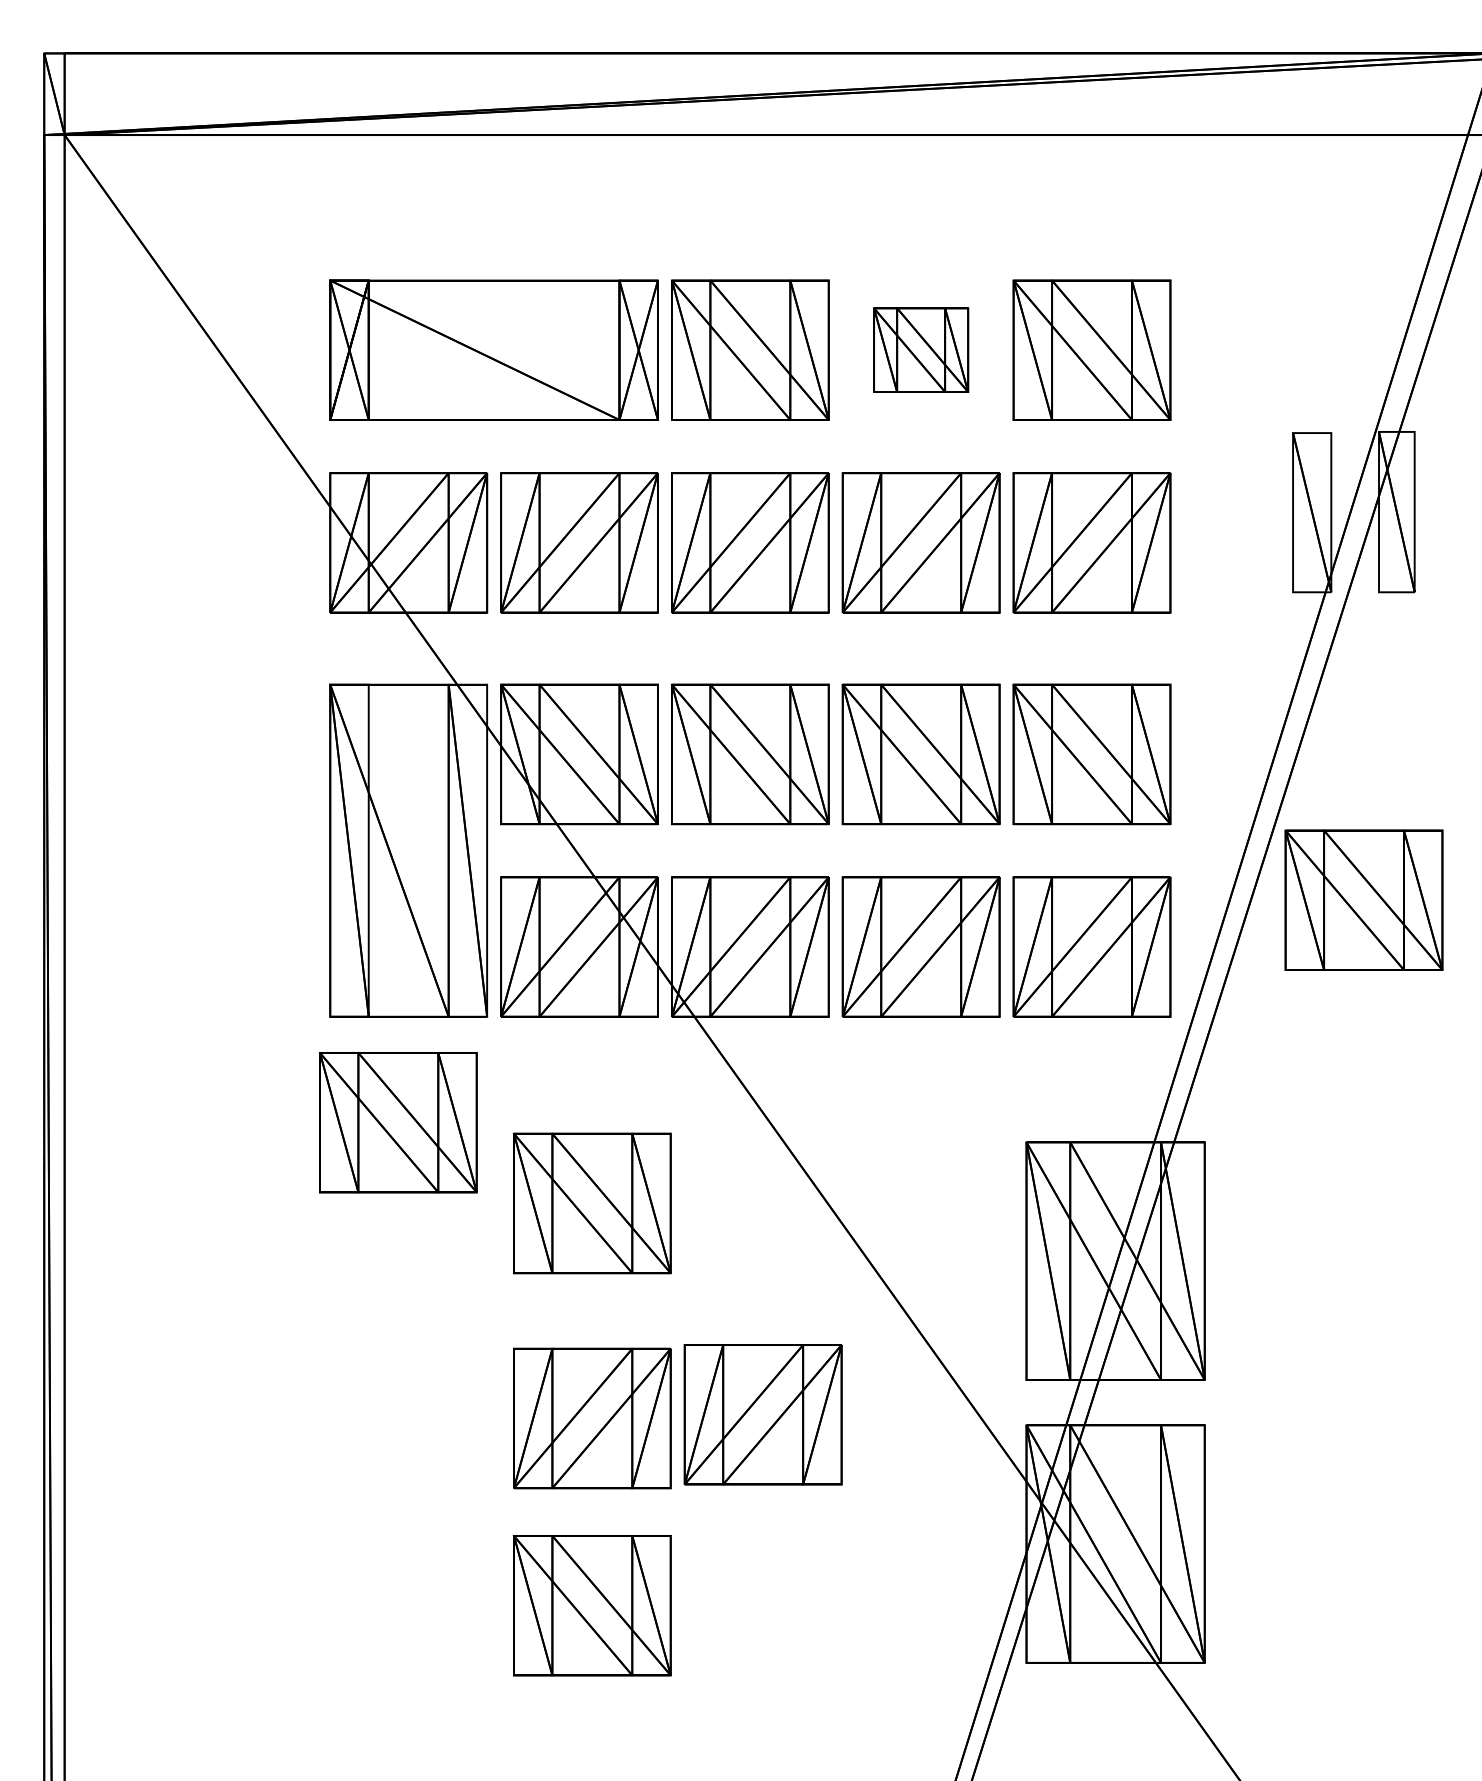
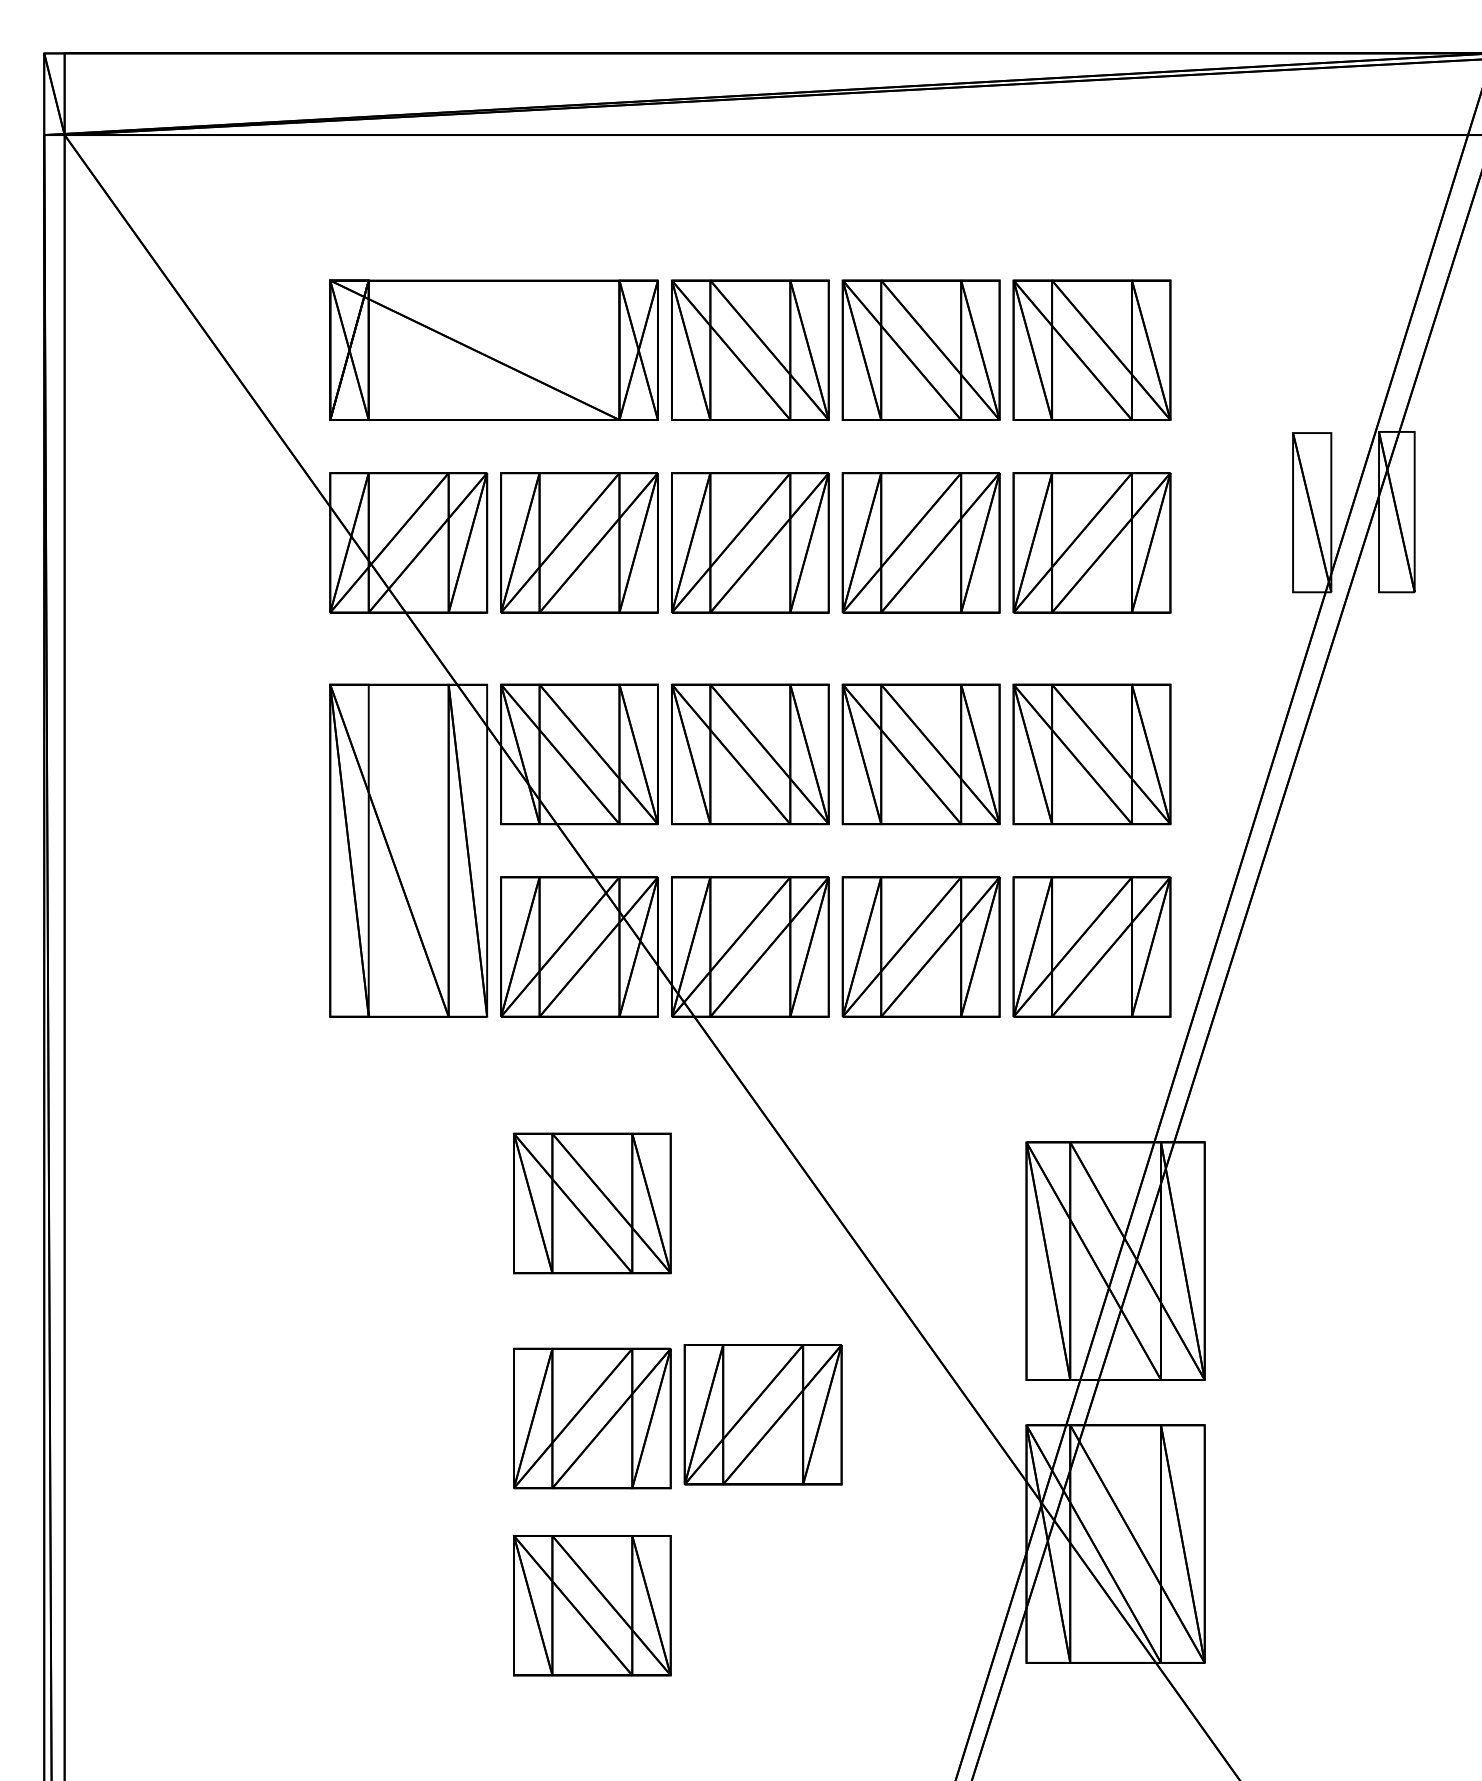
part size: 97x86 px -> 160x142 px (920, 349)
part: present -> none (1363, 899)
part: present -> none (397, 1122)
